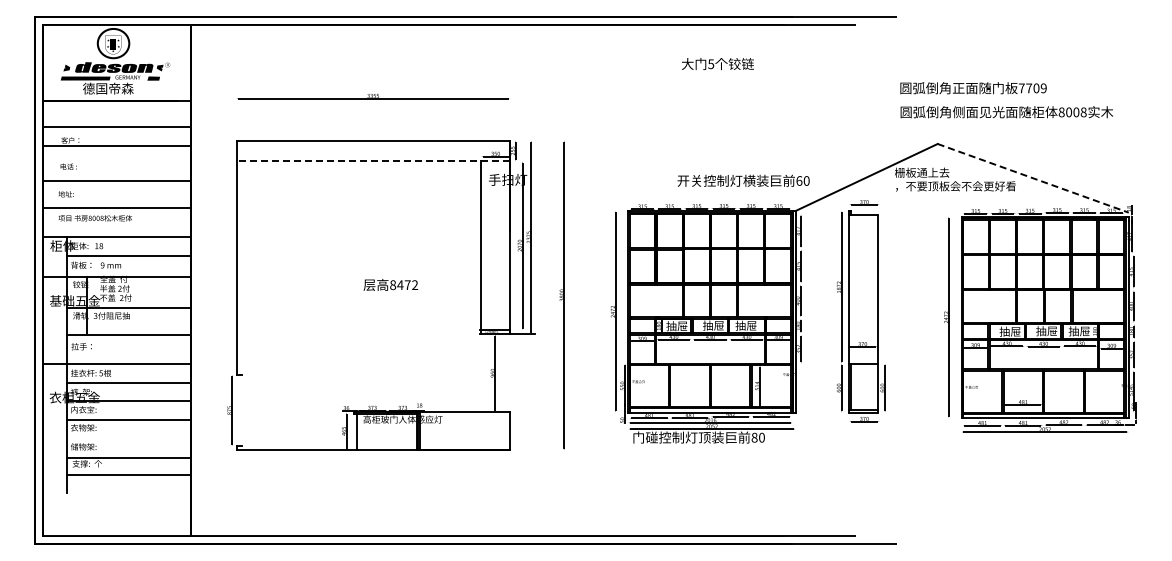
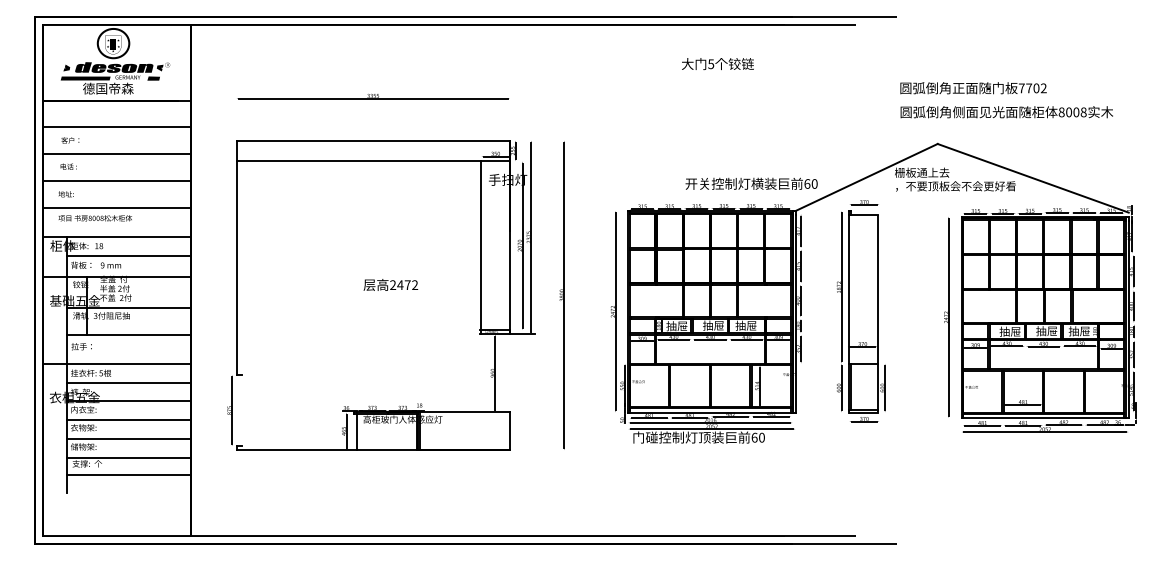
text: 7709 -> 7702 (1043, 88)
line position: (117, 145) -> (117, 153) (117, 153)
line: dashed -> solid (373, 161)
line: dashed -> solid (1033, 178)
text position: (743, 180) -> (751, 183) (751, 183)
text: 8472 -> 2472 (393, 285)
text: 80 -> 60 (754, 437)
line: none -> present (129, 438)
